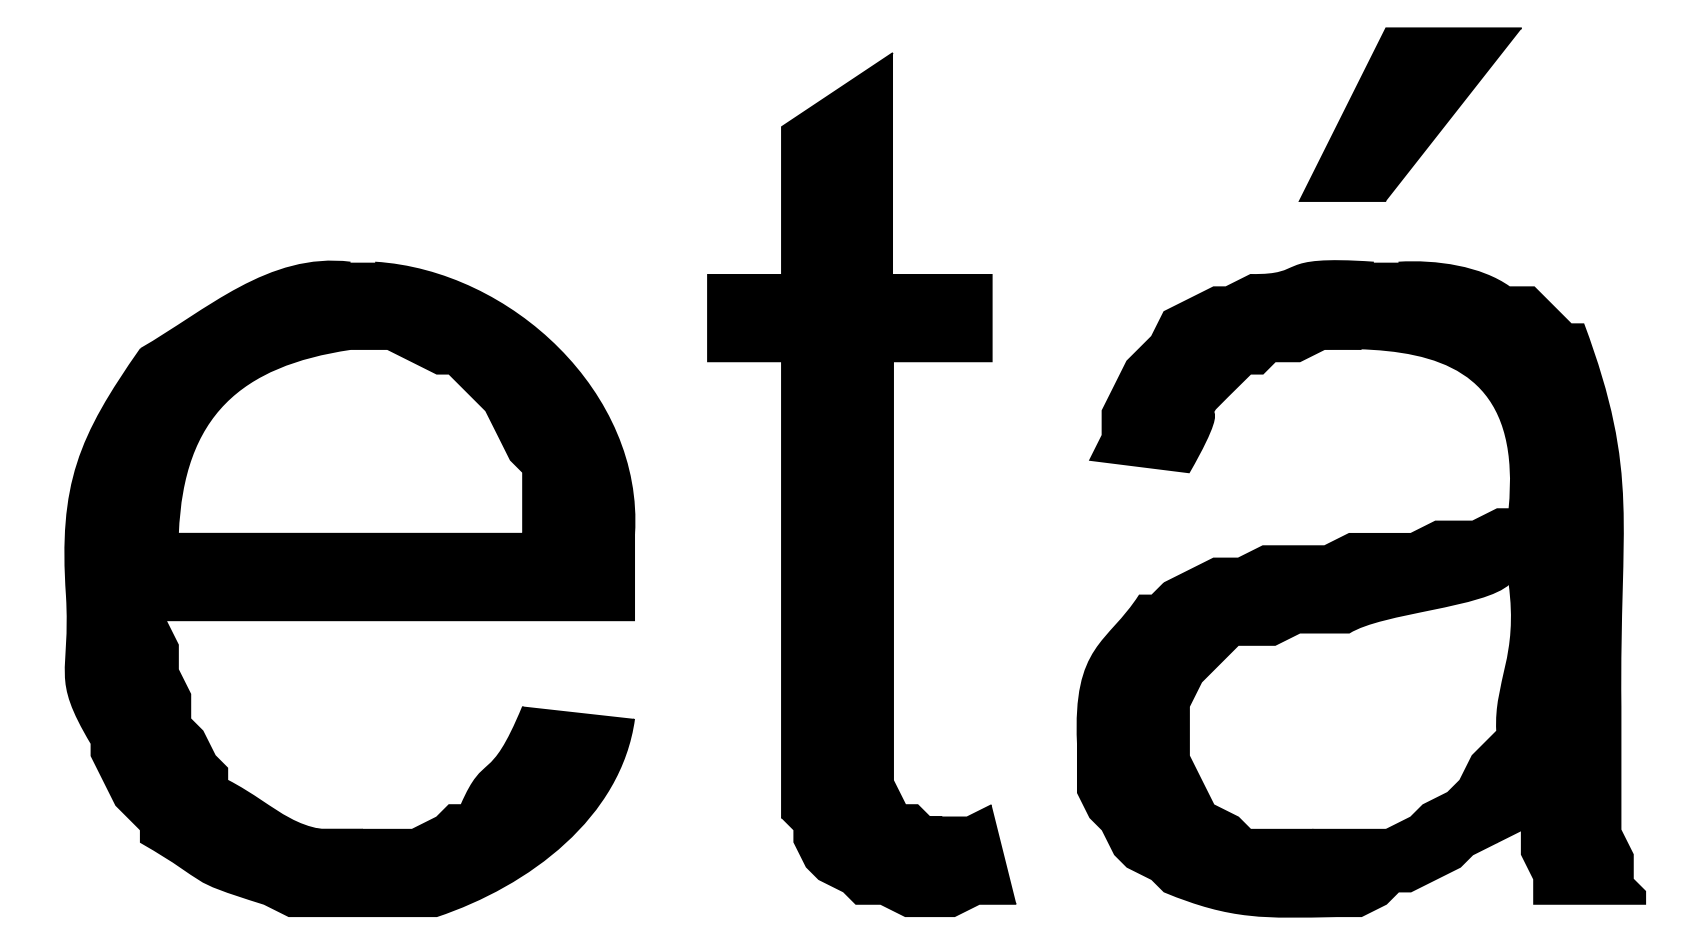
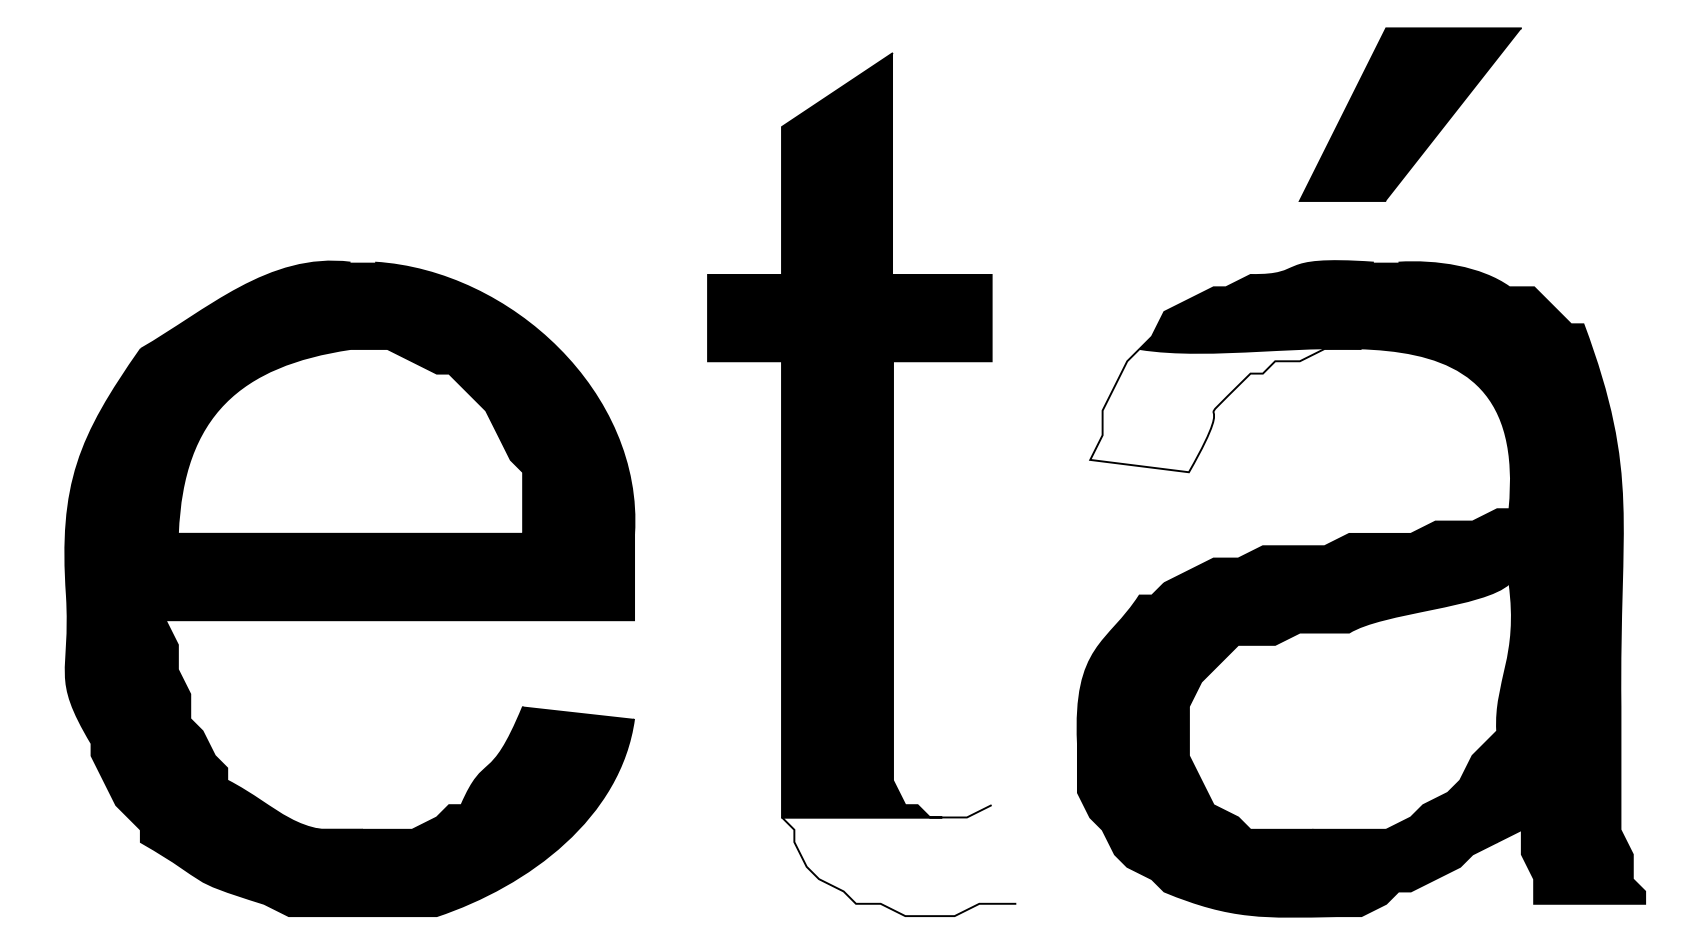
fill: present -> none (1225, 410)
fill: present -> none (899, 860)
